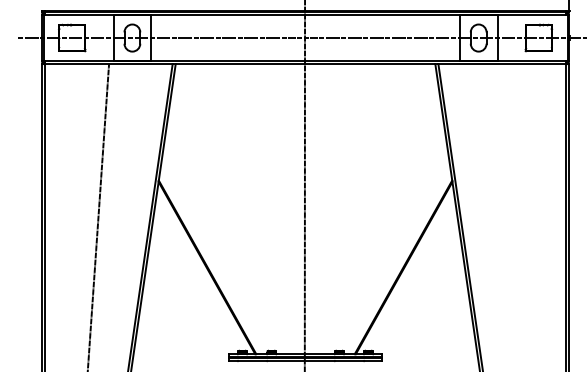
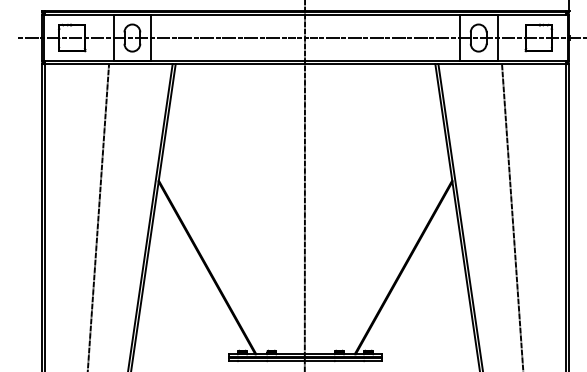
line: none -> present (512, 216)
